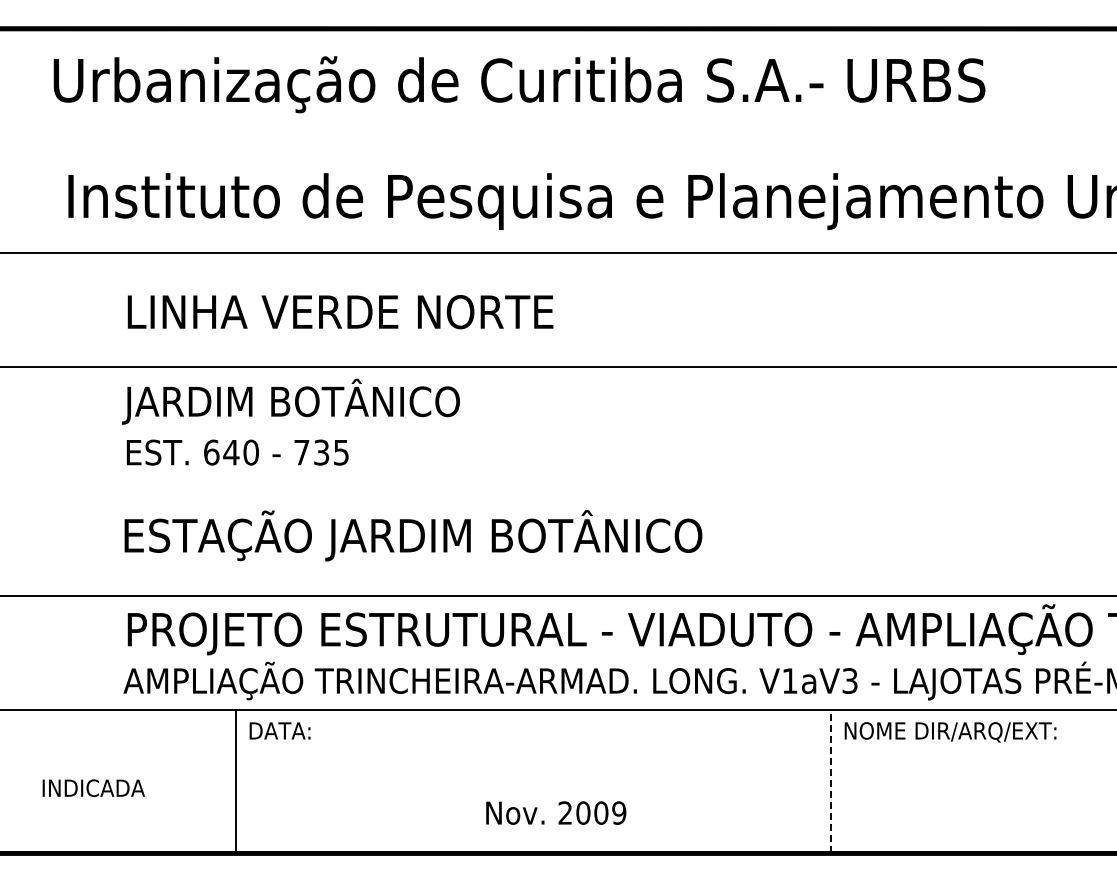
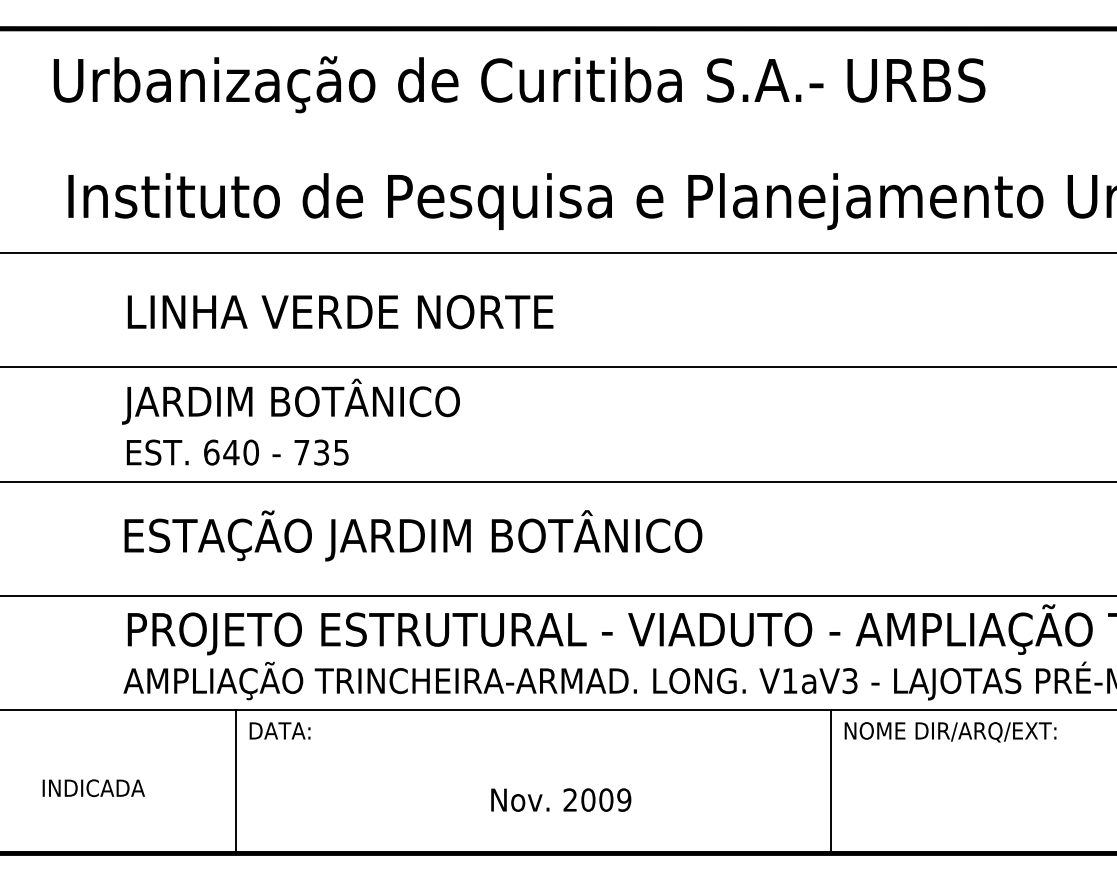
line: none -> present (557, 481)
line: dashed -> solid (831, 781)
text position: (556, 812) -> (561, 799) (561, 799)
